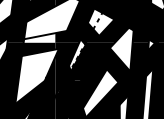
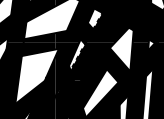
fill: none -> present (103, 23)
fill: none -> present (39, 37)
